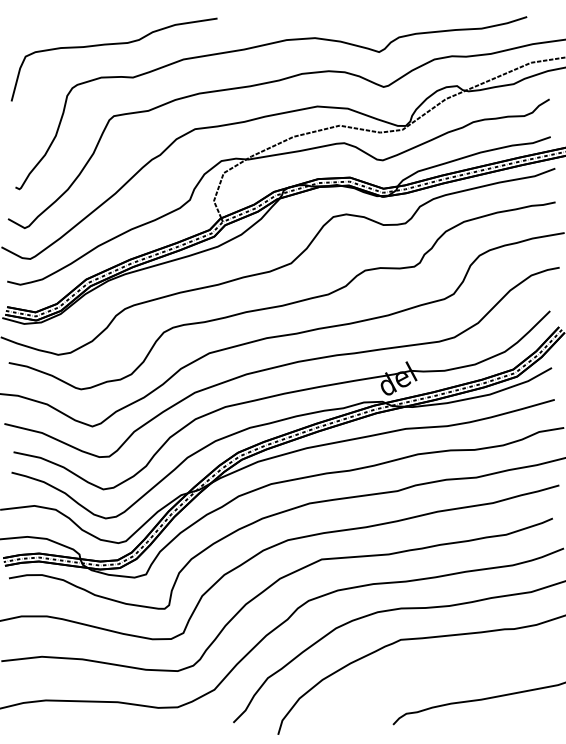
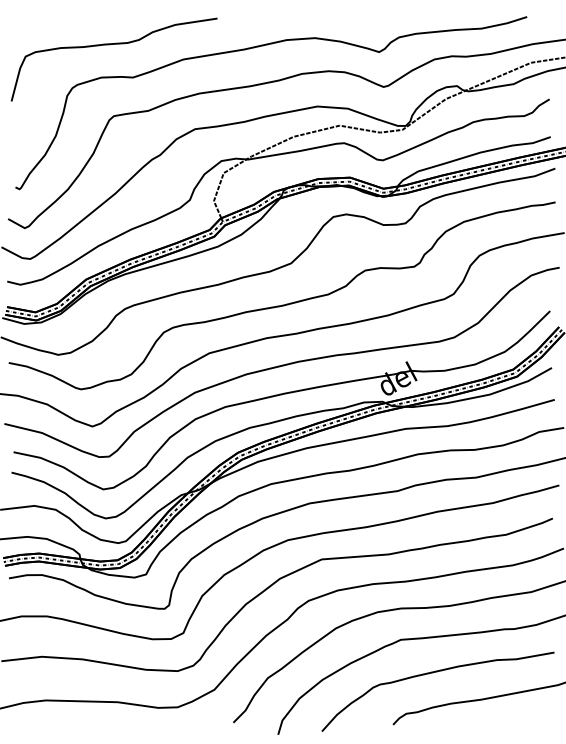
curve: none -> present (433, 673)
